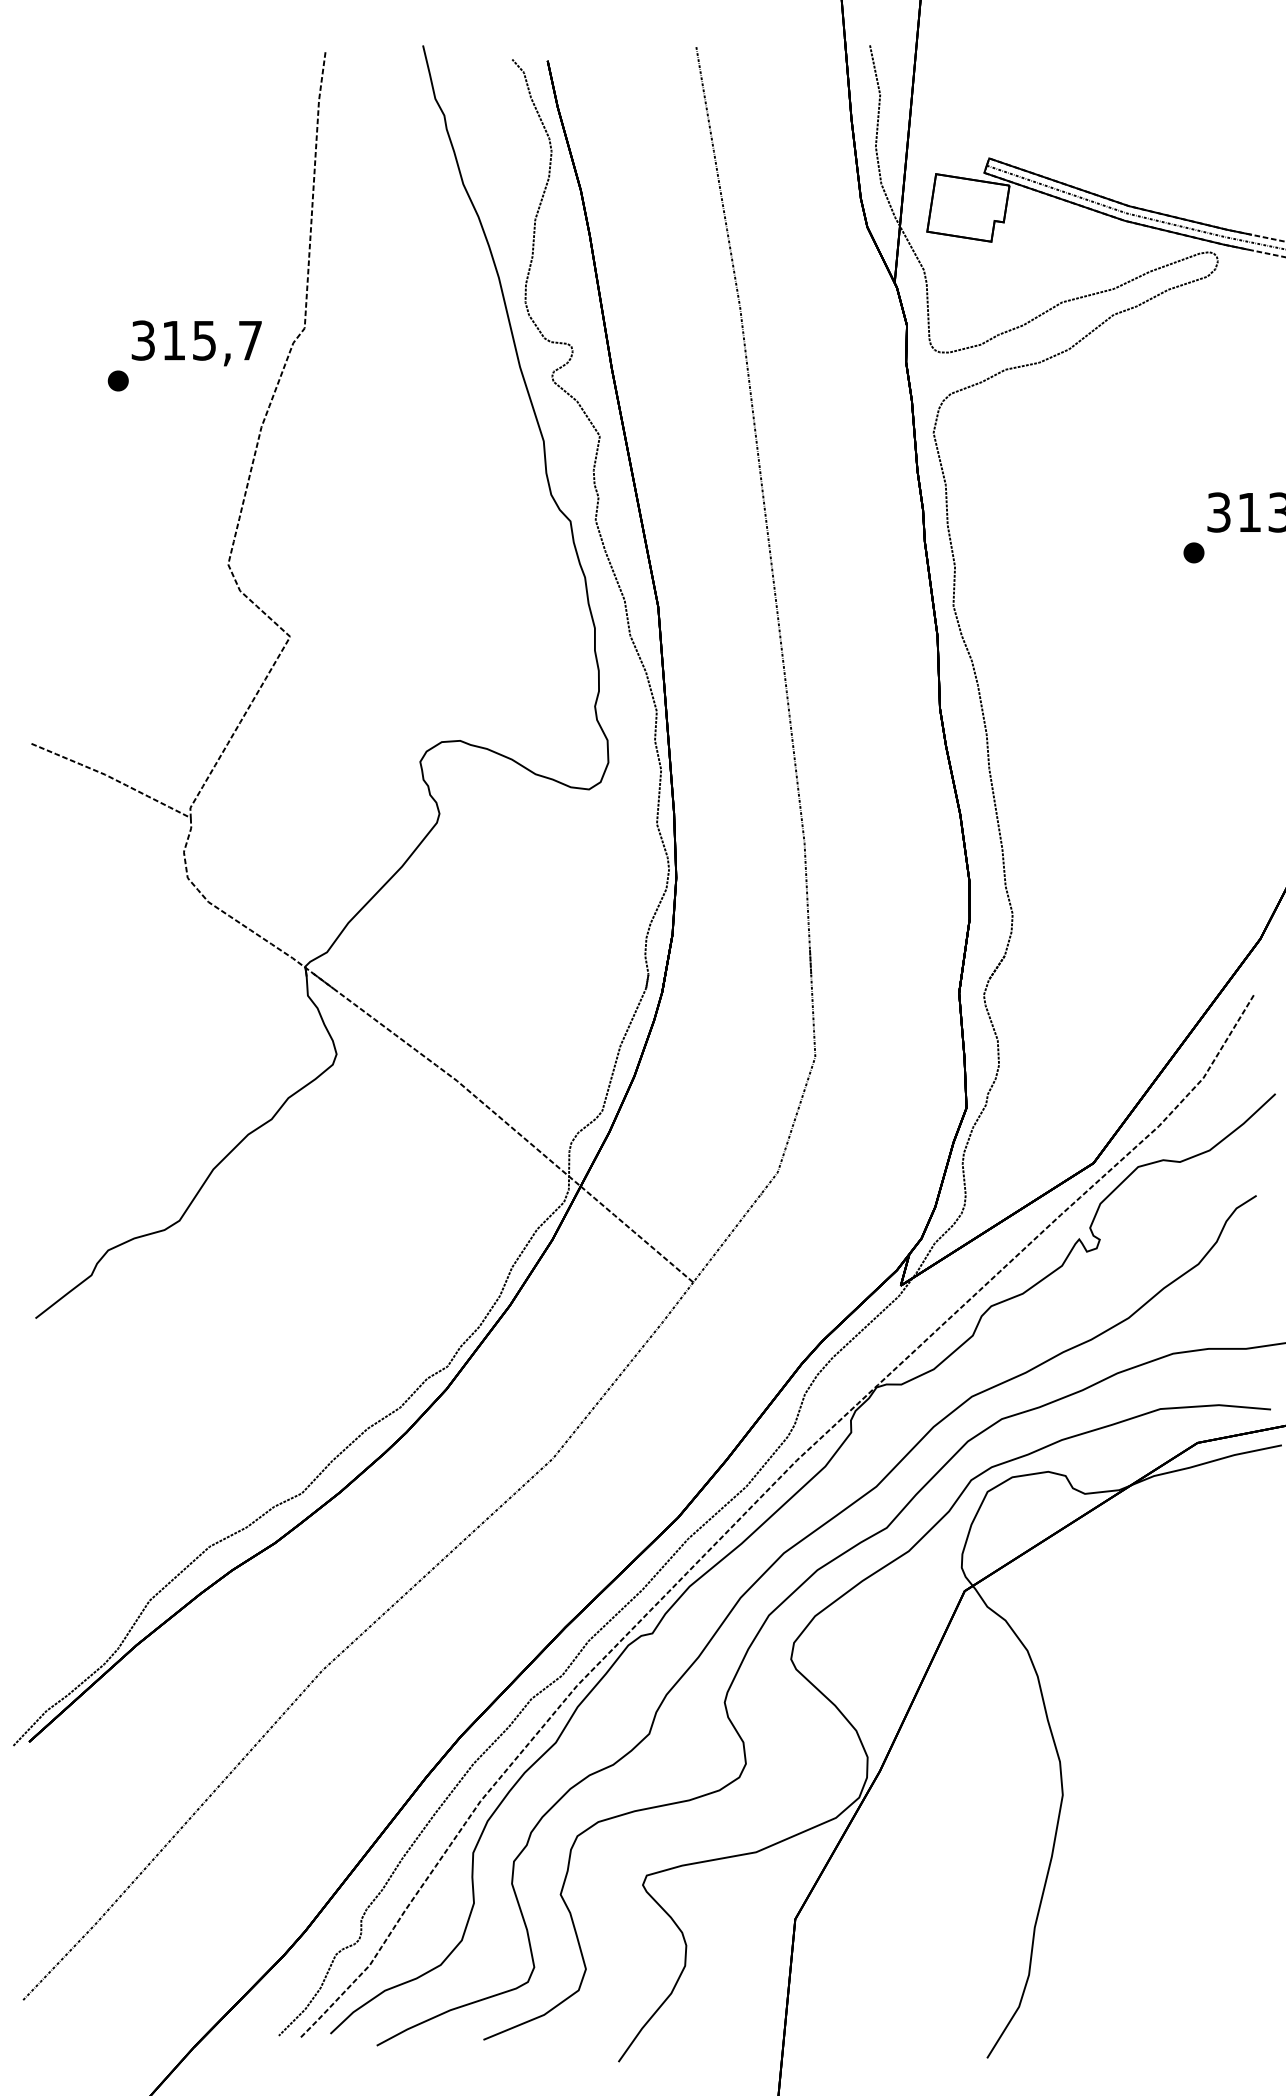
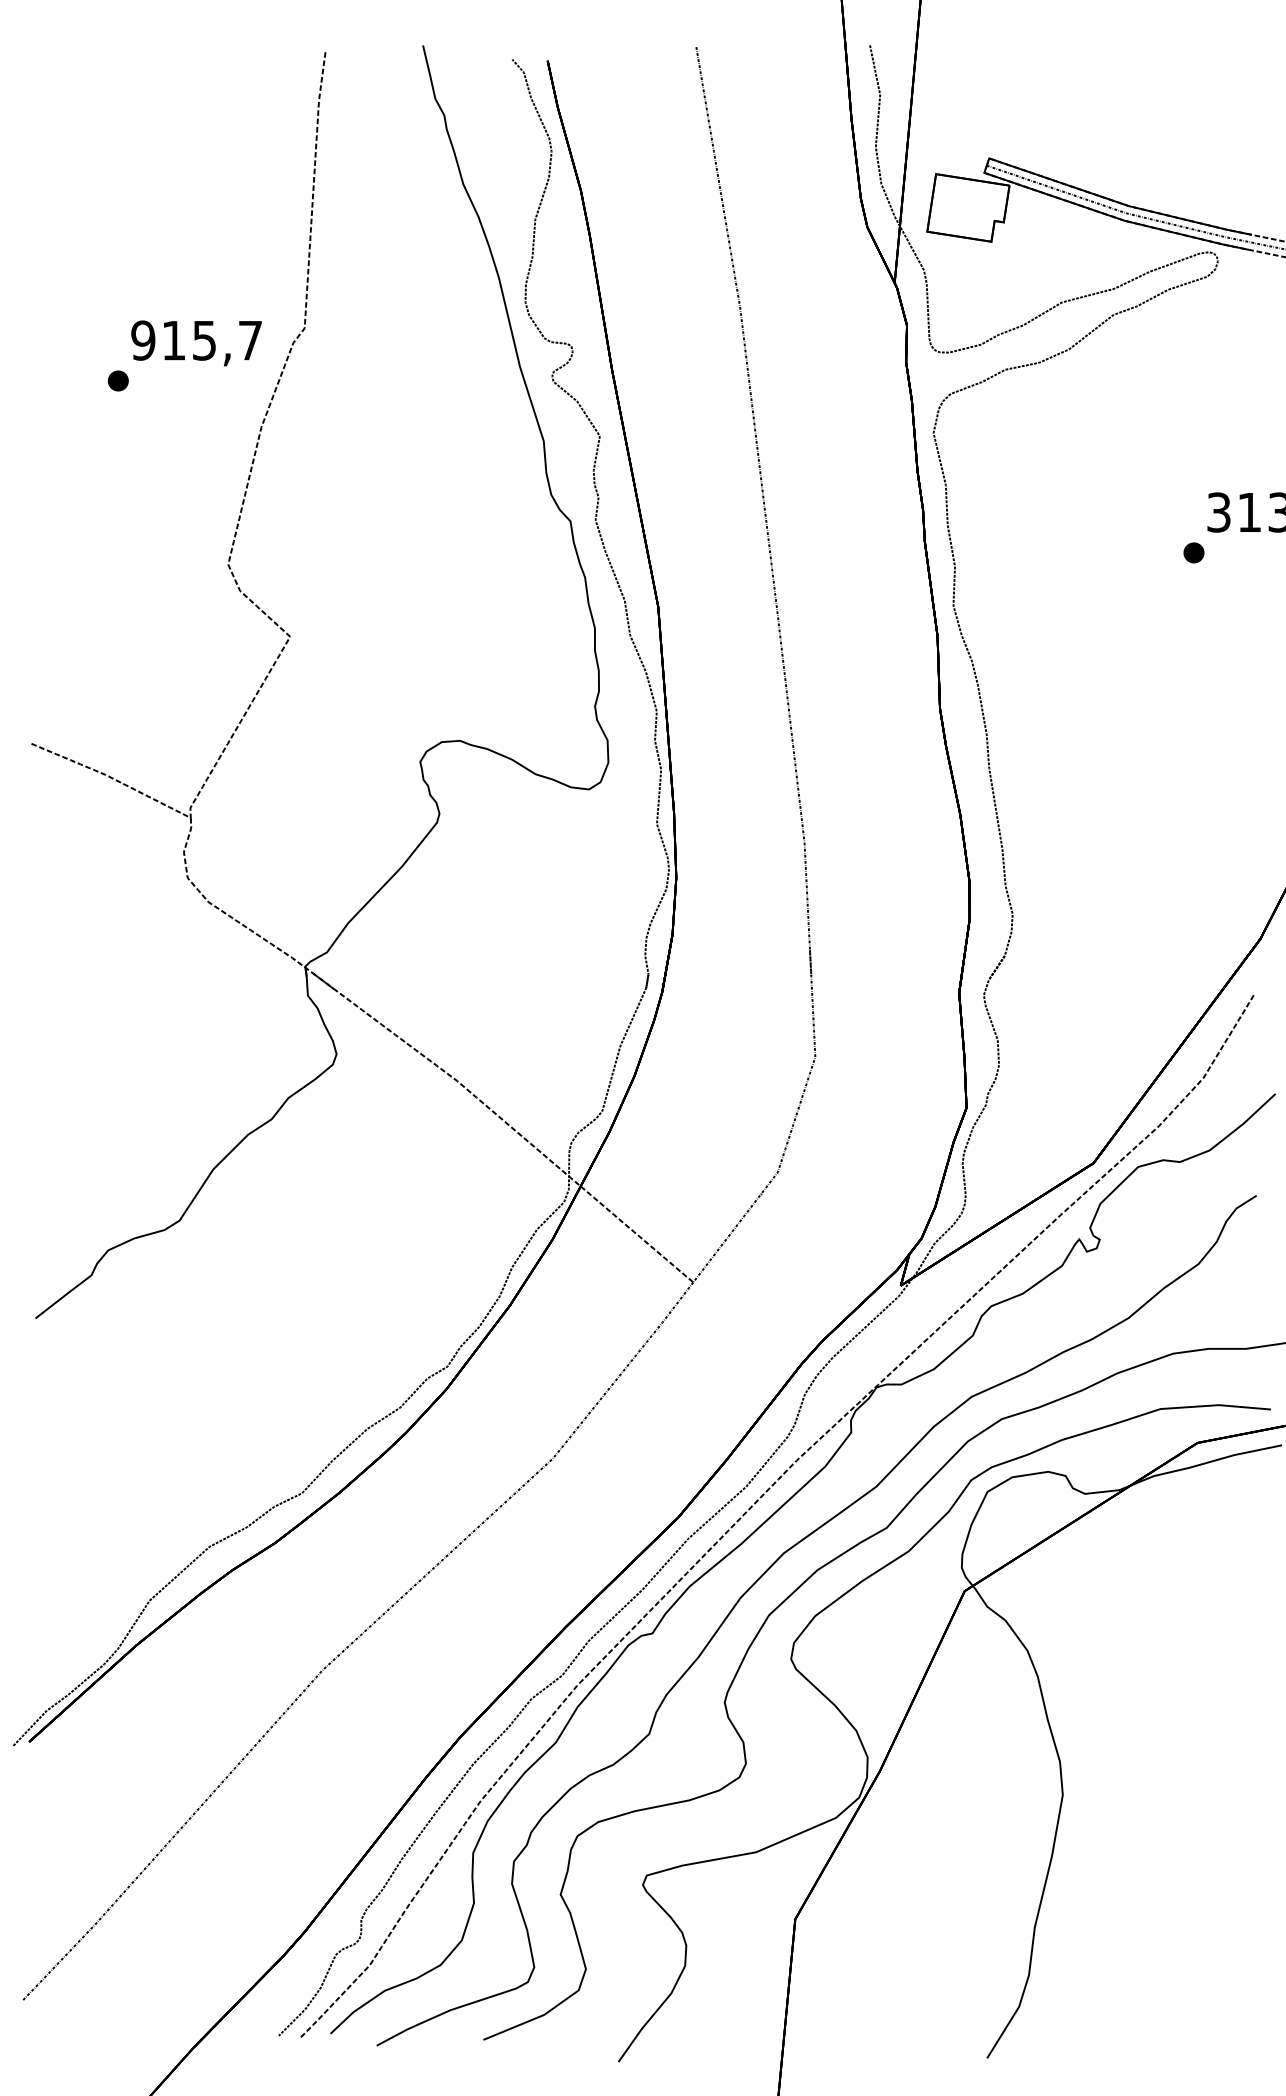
text: 315,7 -> 915,7 (143, 340)
